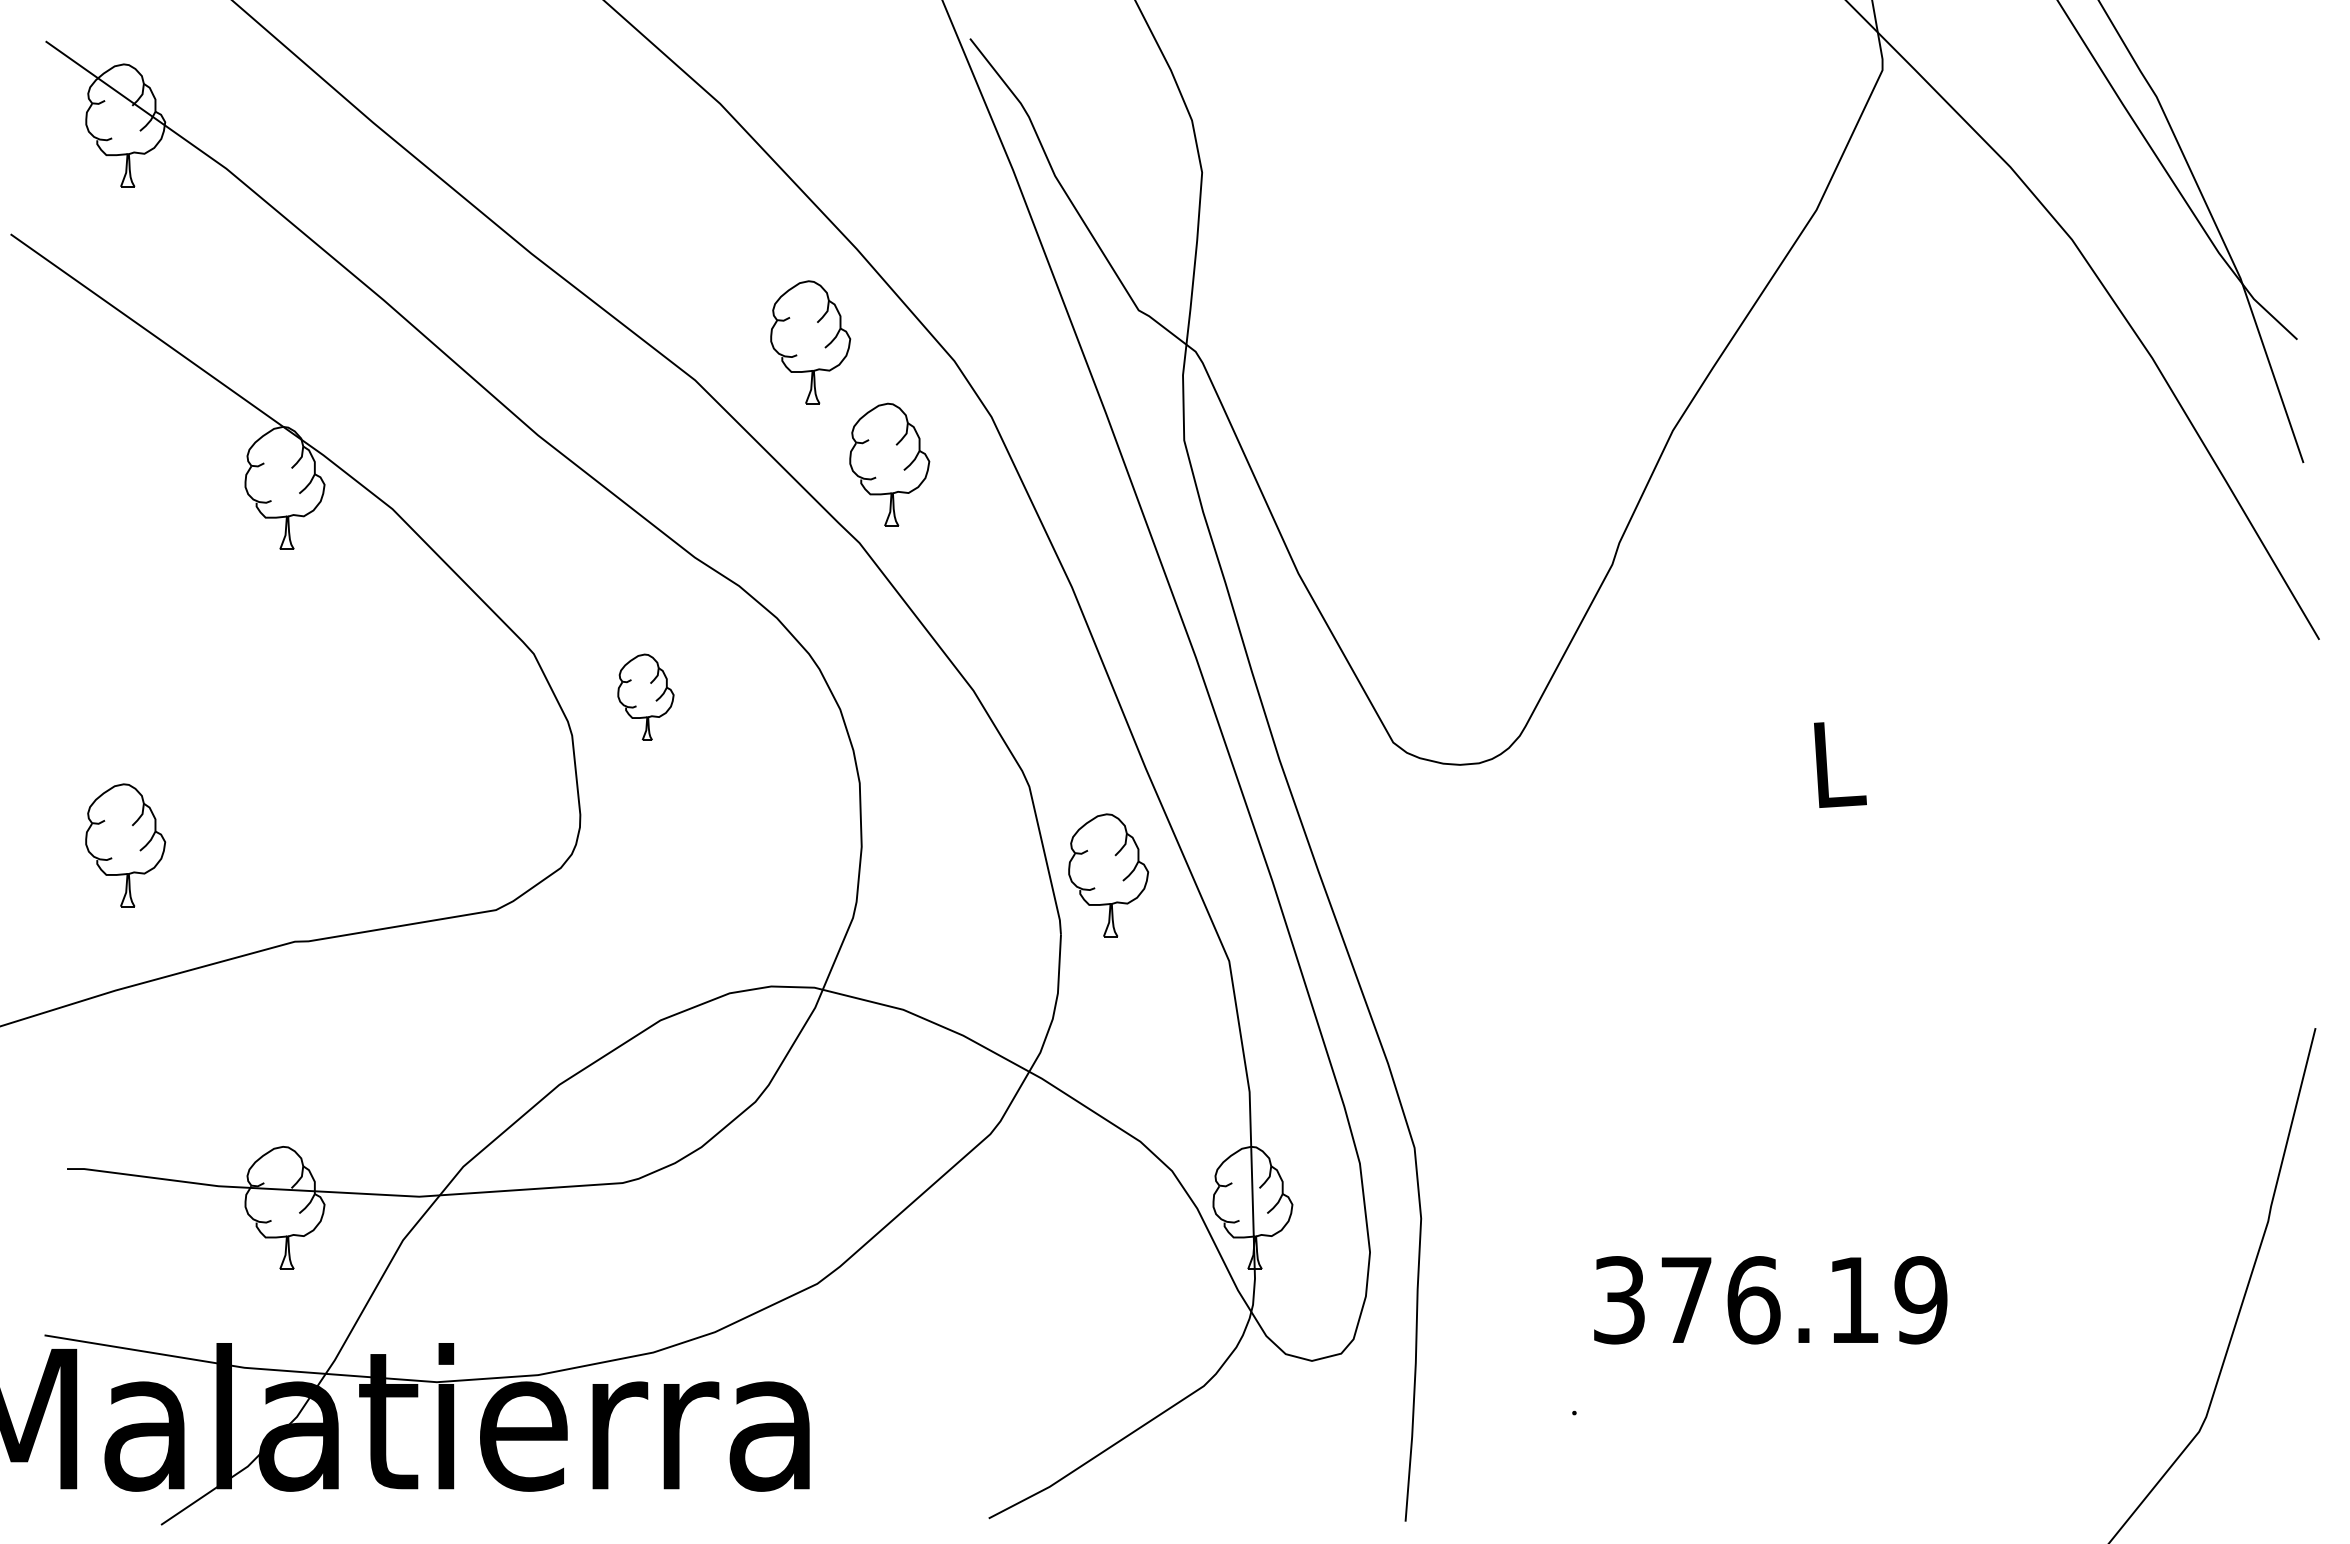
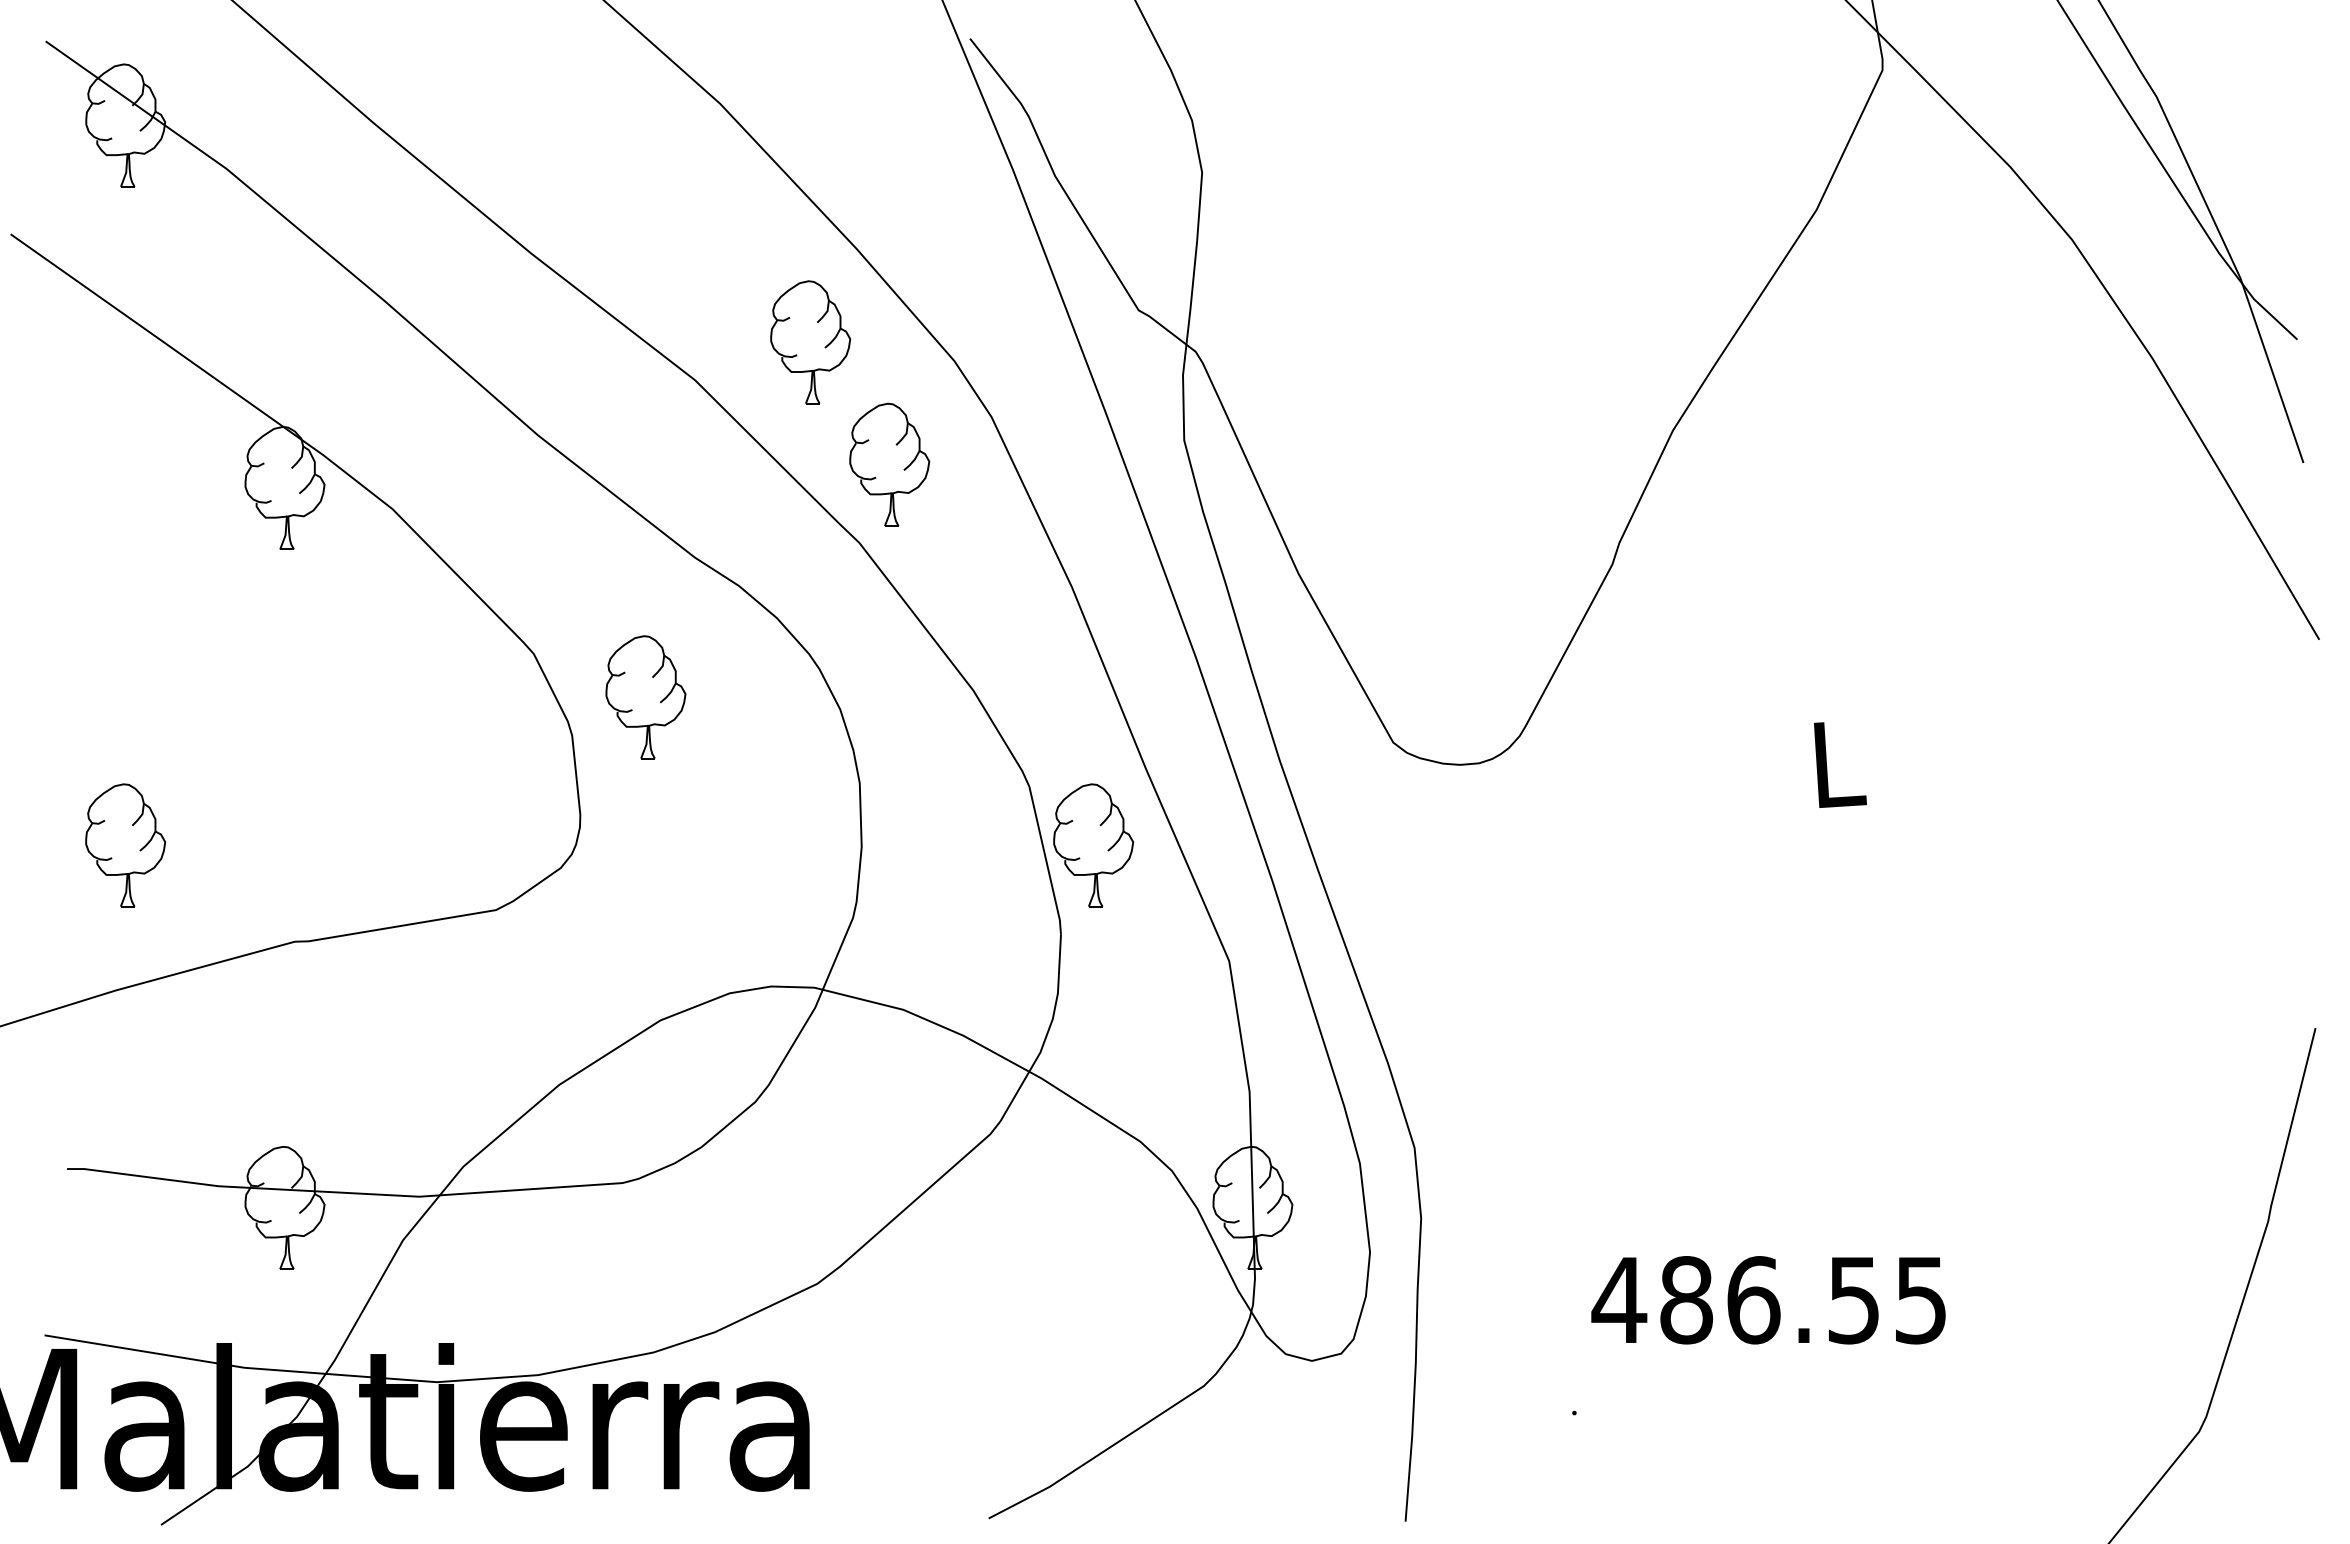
part size: 58x88 px -> 82x125 px (645, 697)
part position: (1108, 875) -> (1093, 845) (1093, 845)
text: 376.19 -> 486.55 (1769, 1300)
